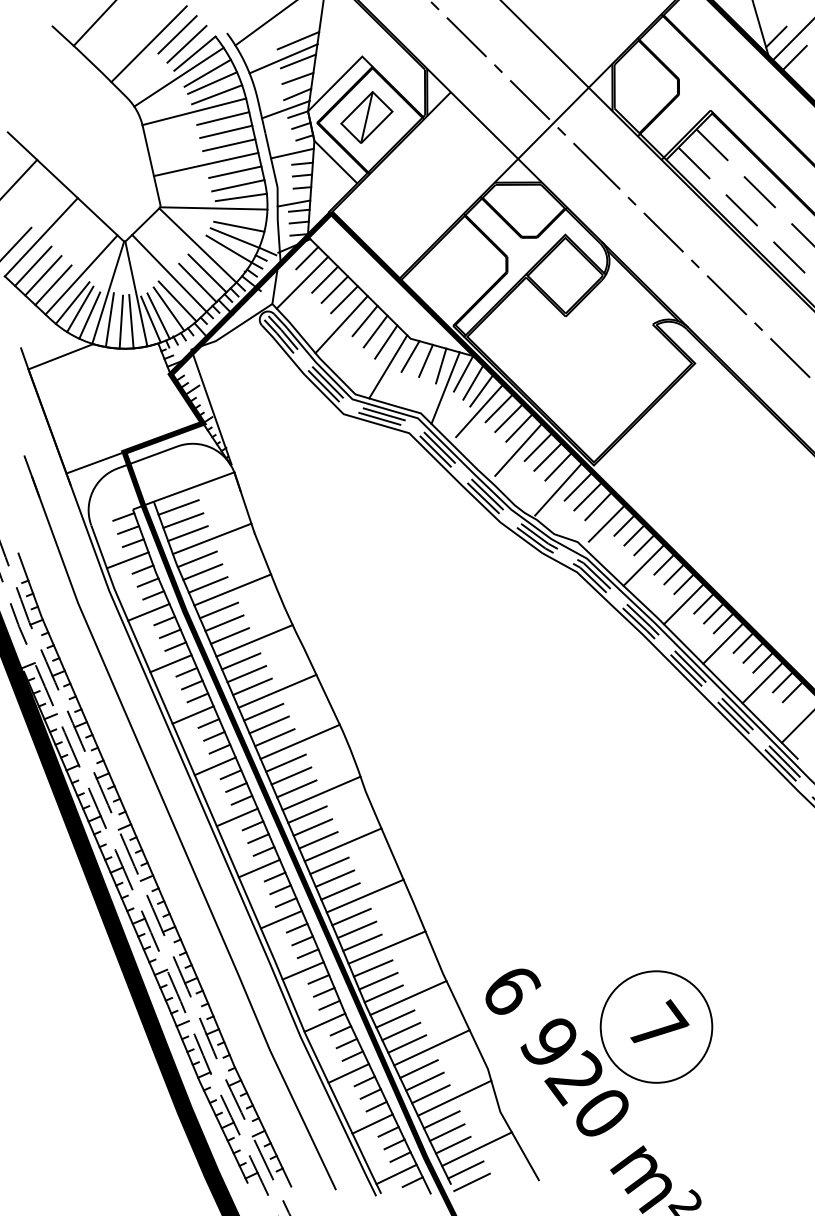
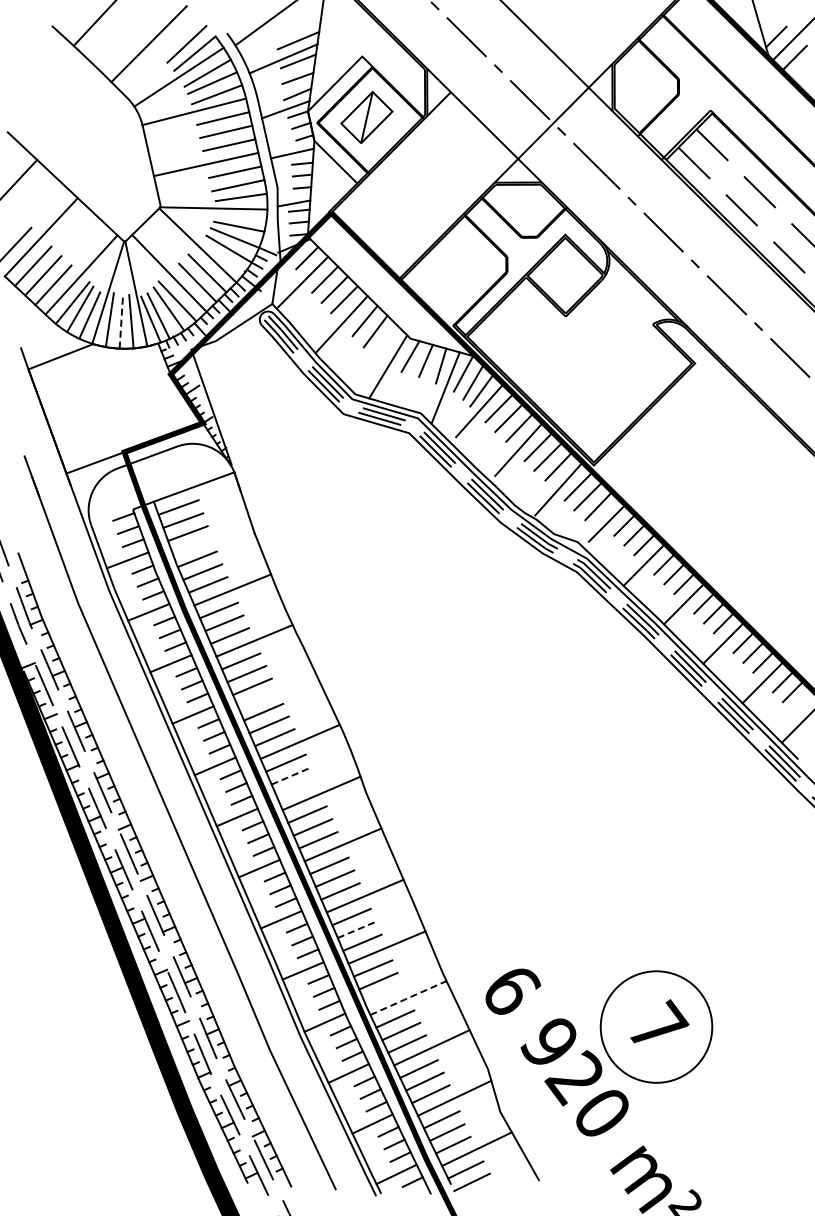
line: present -> none (177, 34)
line: solid -> dashed (121, 321)
line: present -> none (386, 341)
line: present -> none (211, 538)
line: present -> none (277, 690)
line: solid -> dashed (291, 776)
line: present -> none (296, 788)
line: solid -> dashed (357, 929)
line: present -> none (383, 993)
line: solid -> dashed (408, 998)
